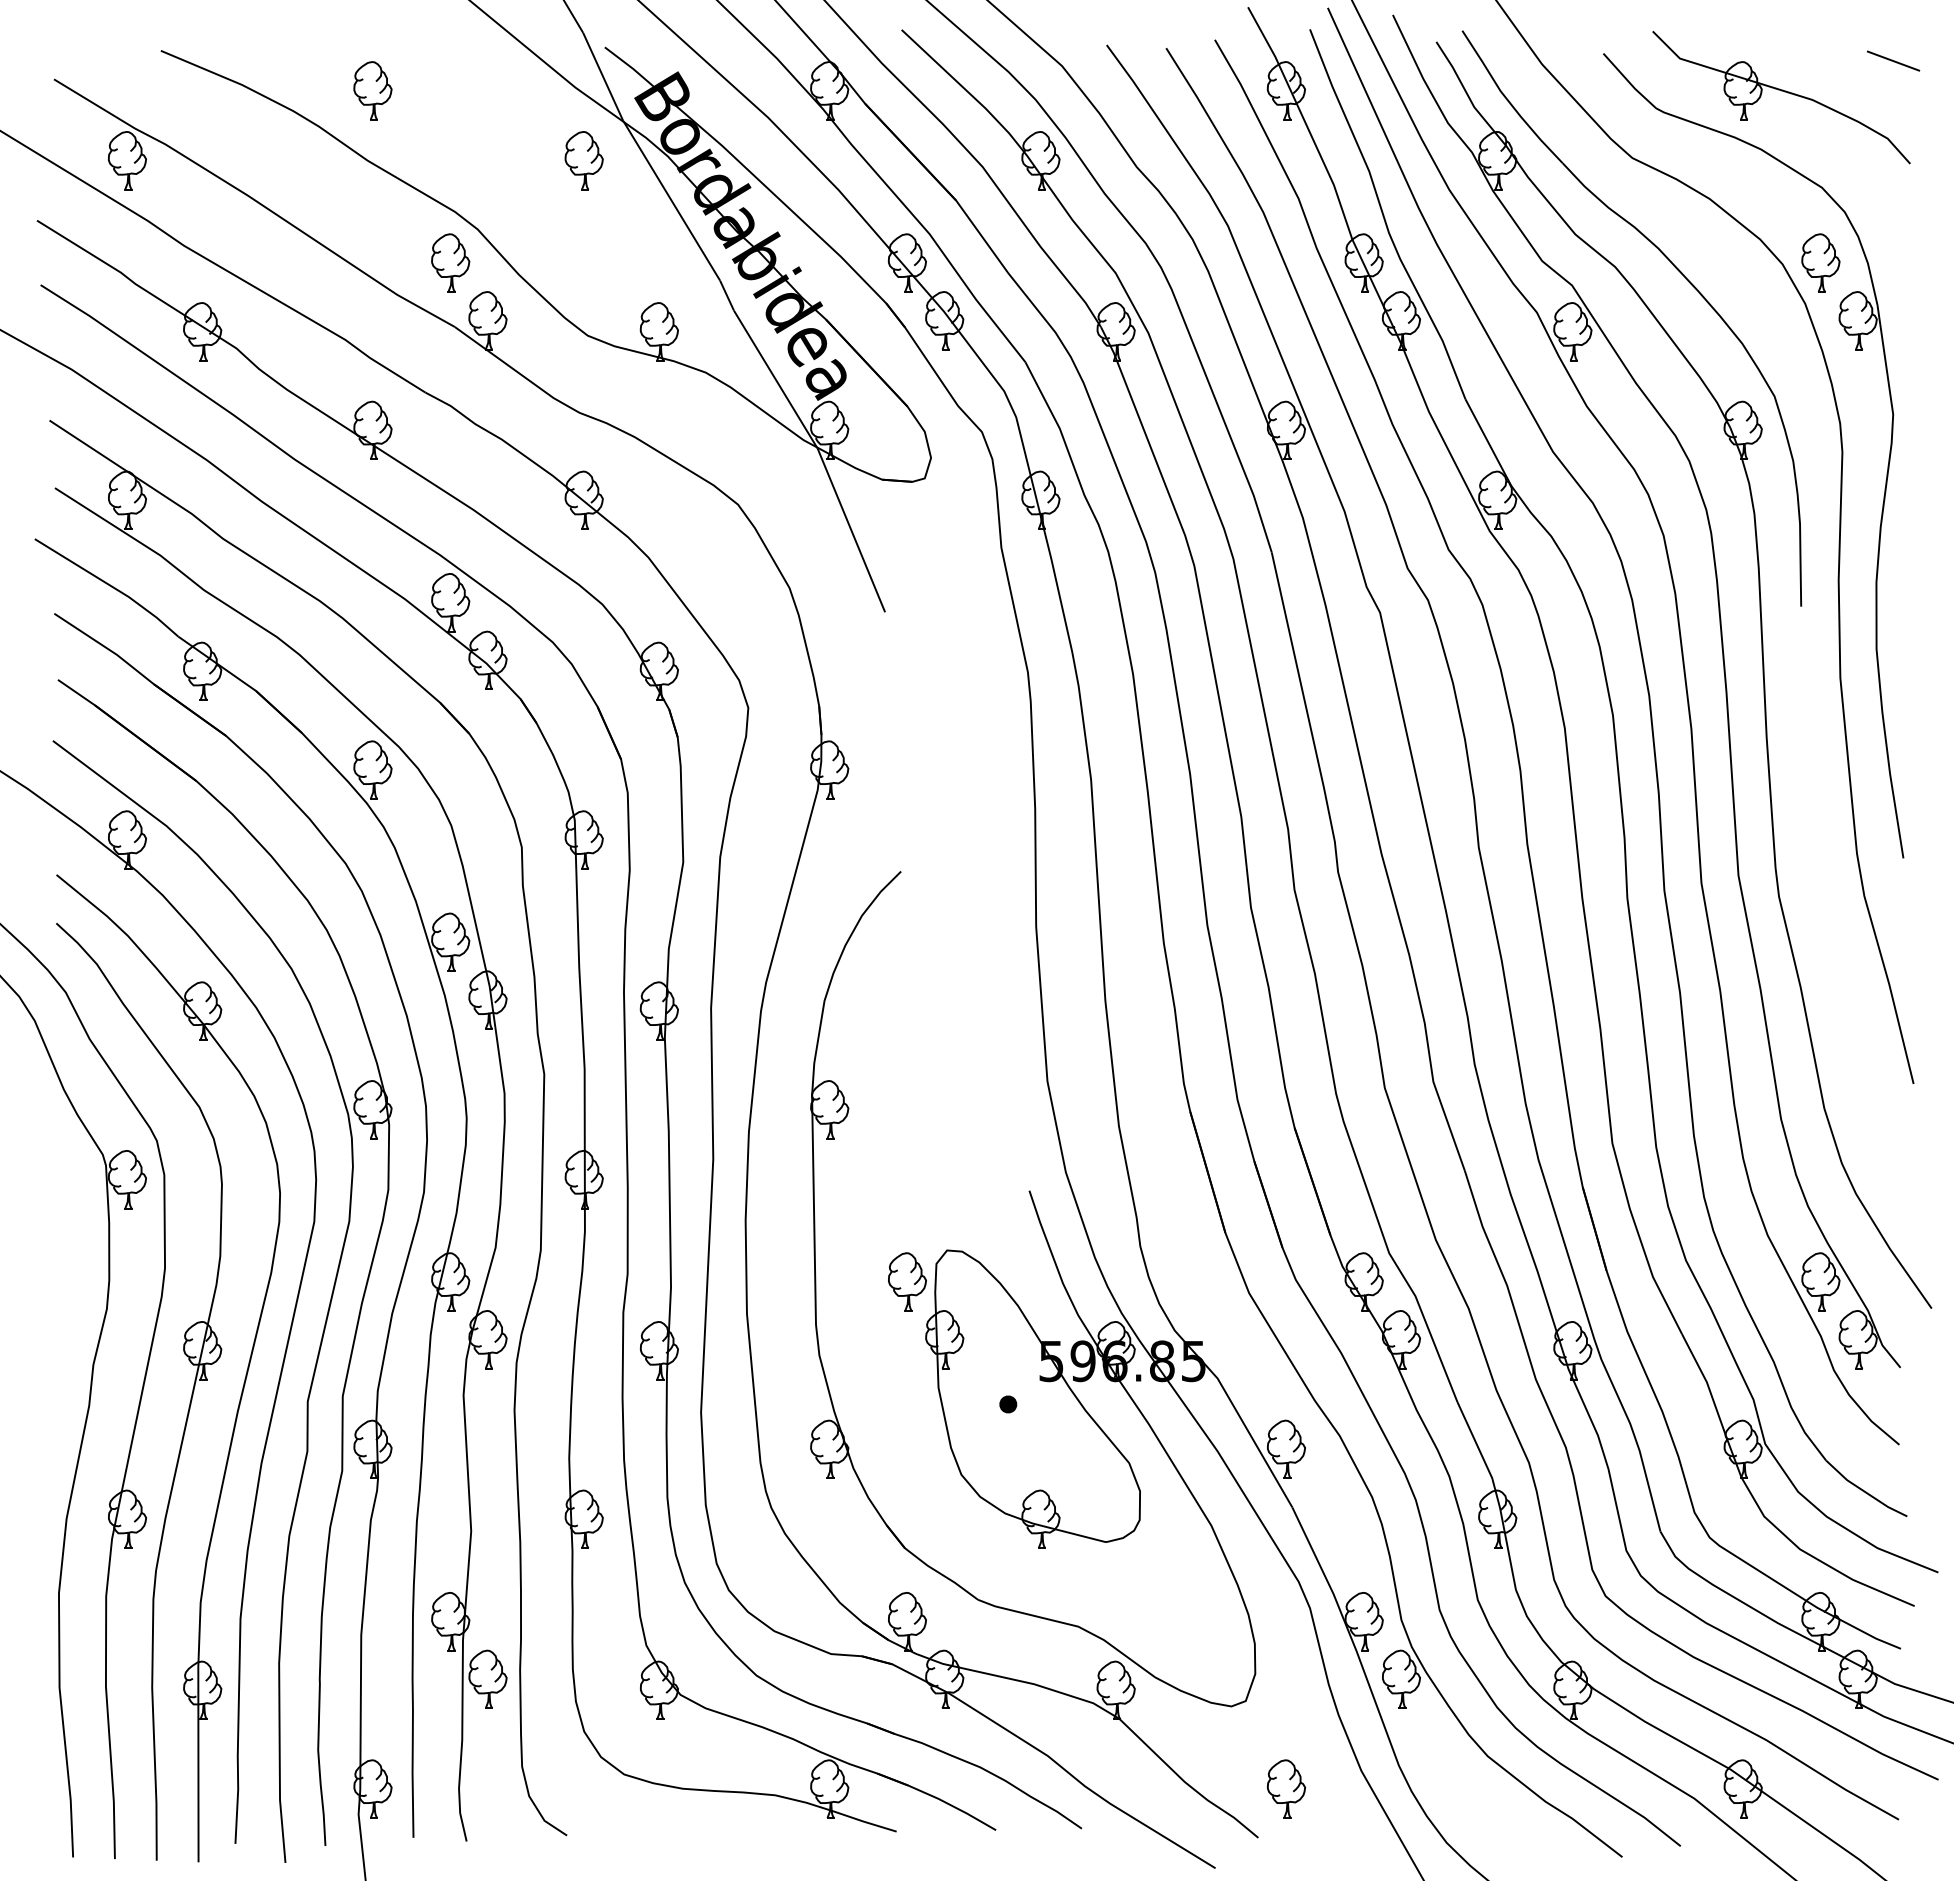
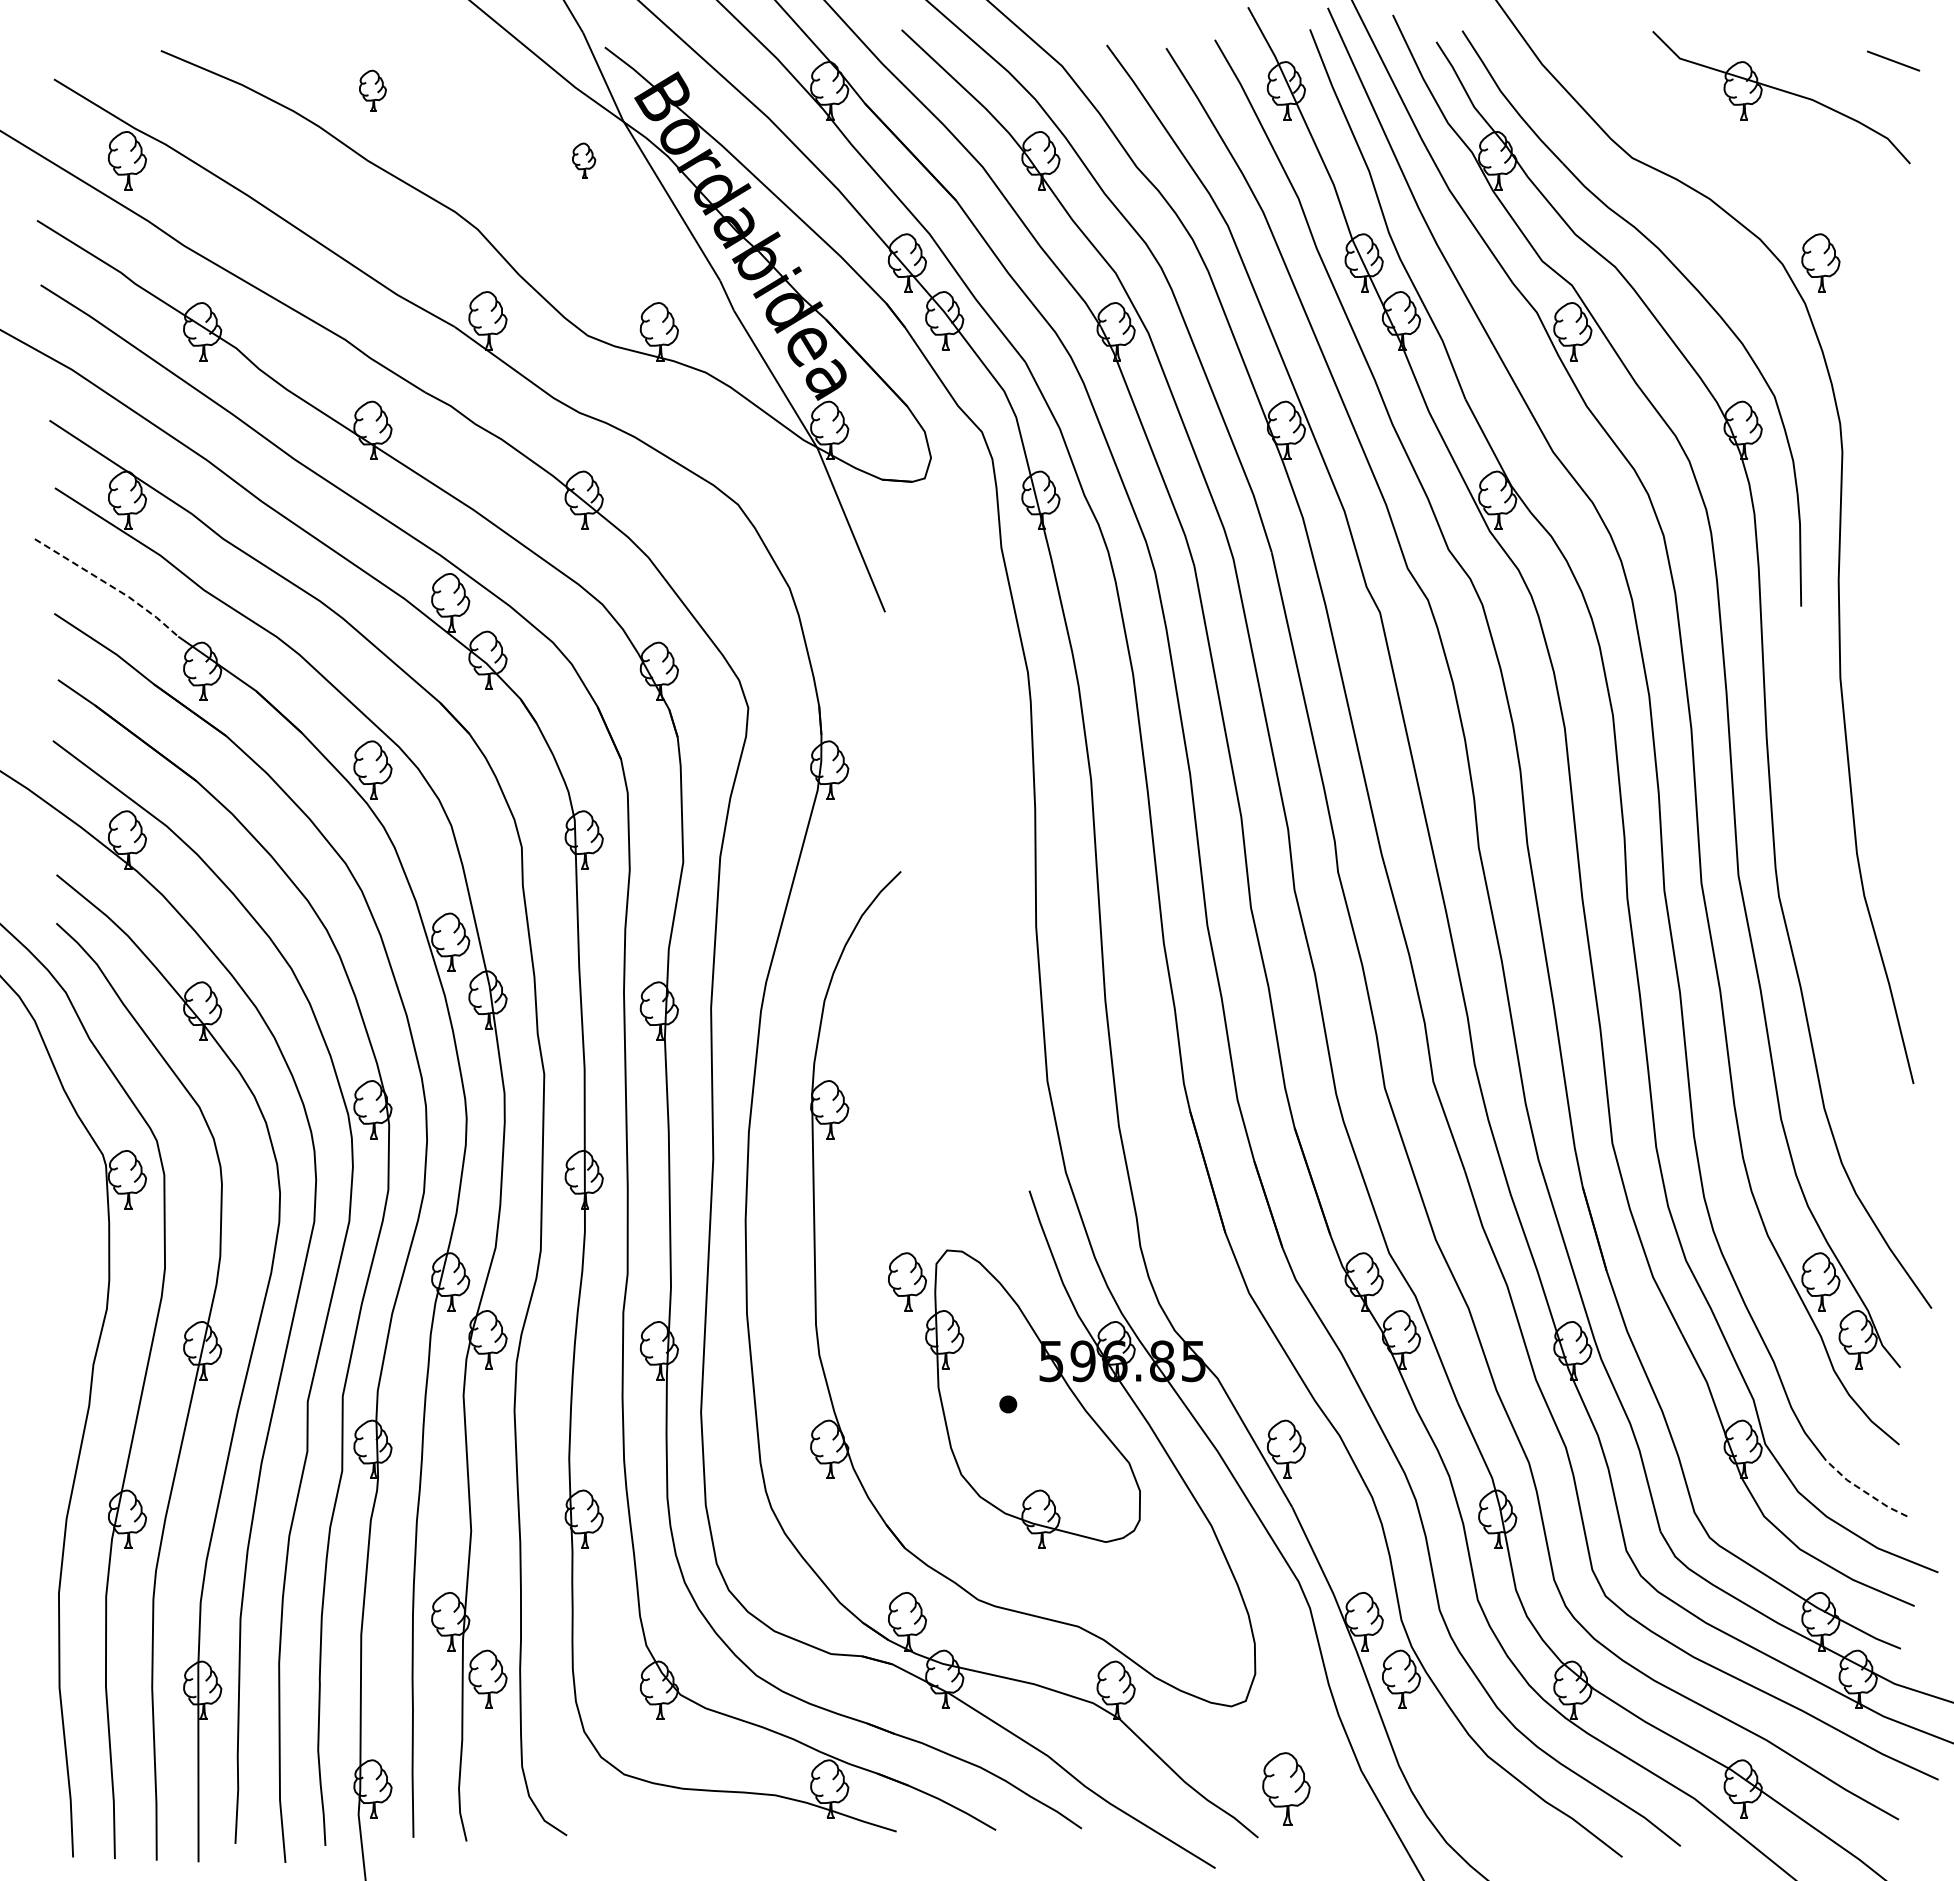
part size: 40x60 px -> 28x43 px (372, 90)
part size: 40x60 px -> 25x37 px (584, 160)
part: present -> none (450, 262)
part: present -> none (1886, 473)
line: solid -> dashed (110, 585)
line: solid -> dashed (1864, 1491)
part size: 39x60 px -> 49x74 px (1286, 1788)
